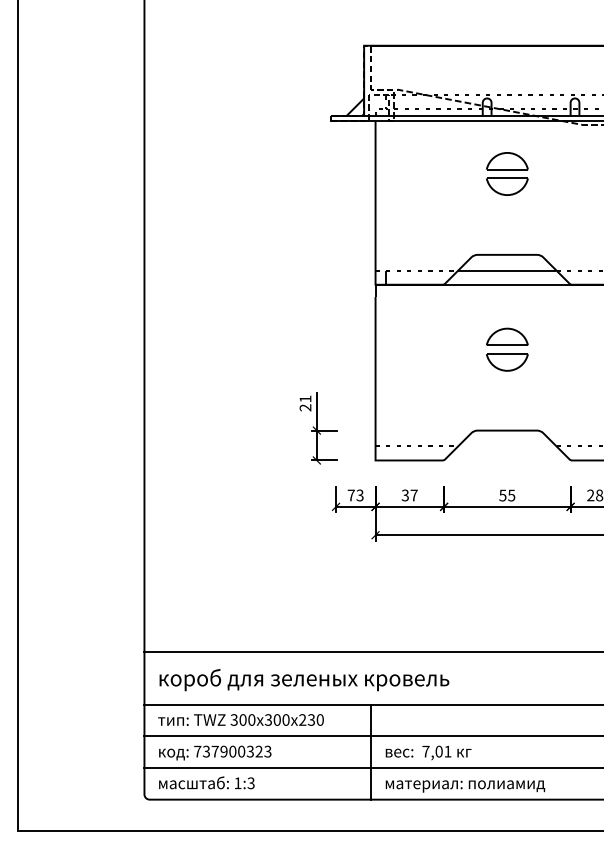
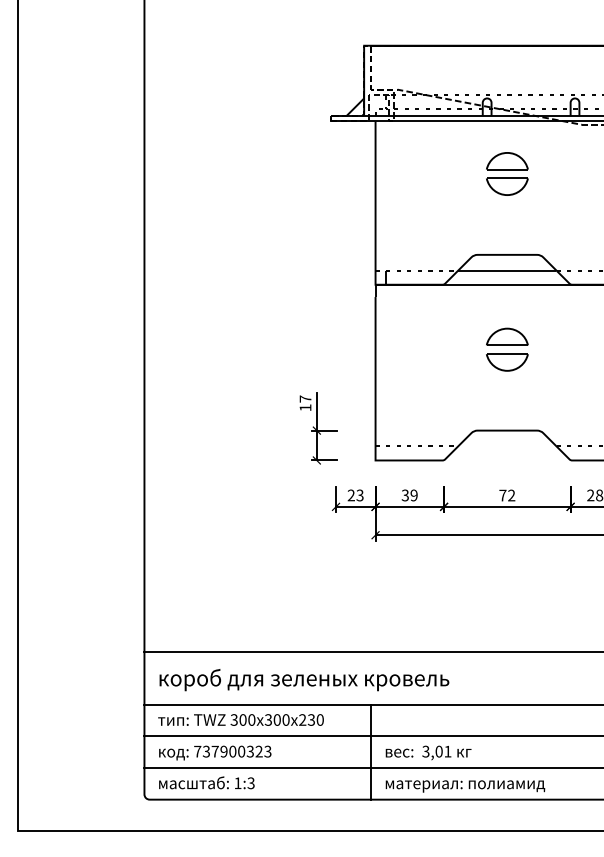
text: 21 -> 17 (305, 403)
text: 73 -> 23 (350, 495)
text: 37 -> 39 (413, 495)
text: 55 -> 72 (507, 495)
text: 7,01 -> 3,01 (425, 751)
